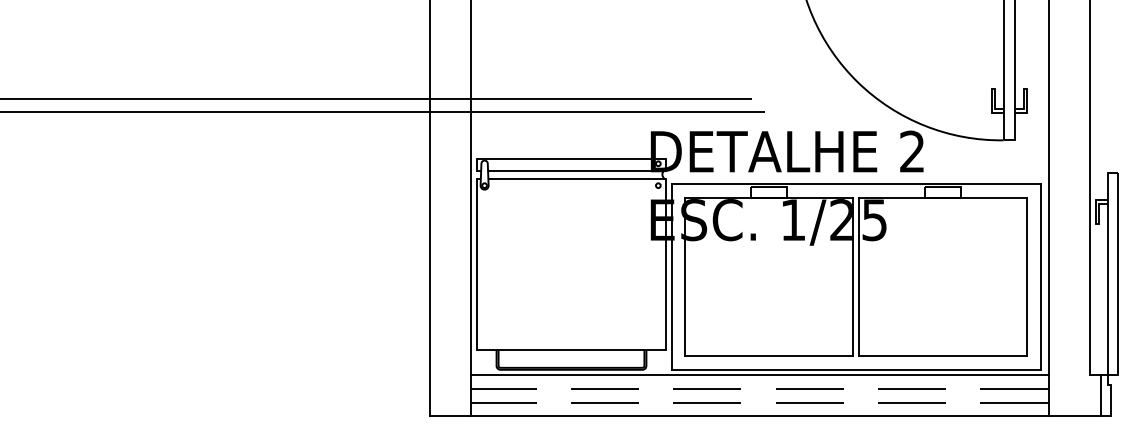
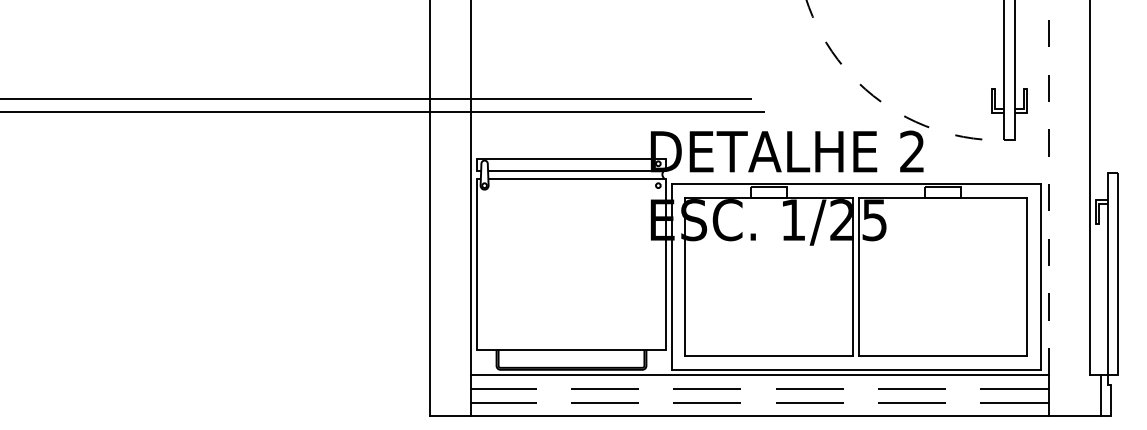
arc: solid -> dashed (881, 102)
line: solid -> dashed (1048, 187)
